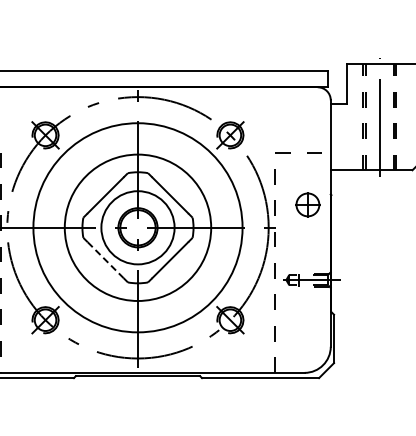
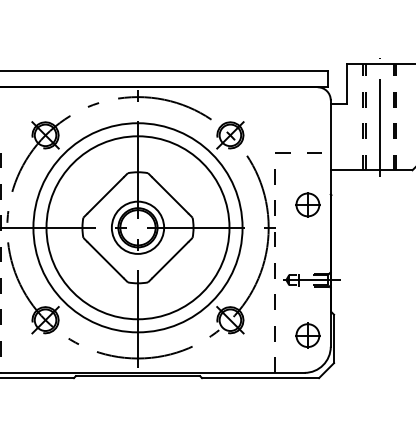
circle diameter: 146 px -> 183 px (137, 227)
circle diameter: 73 px -> 52 px (137, 227)
line: dashed -> solid (105, 260)
part: none -> present (307, 335)
